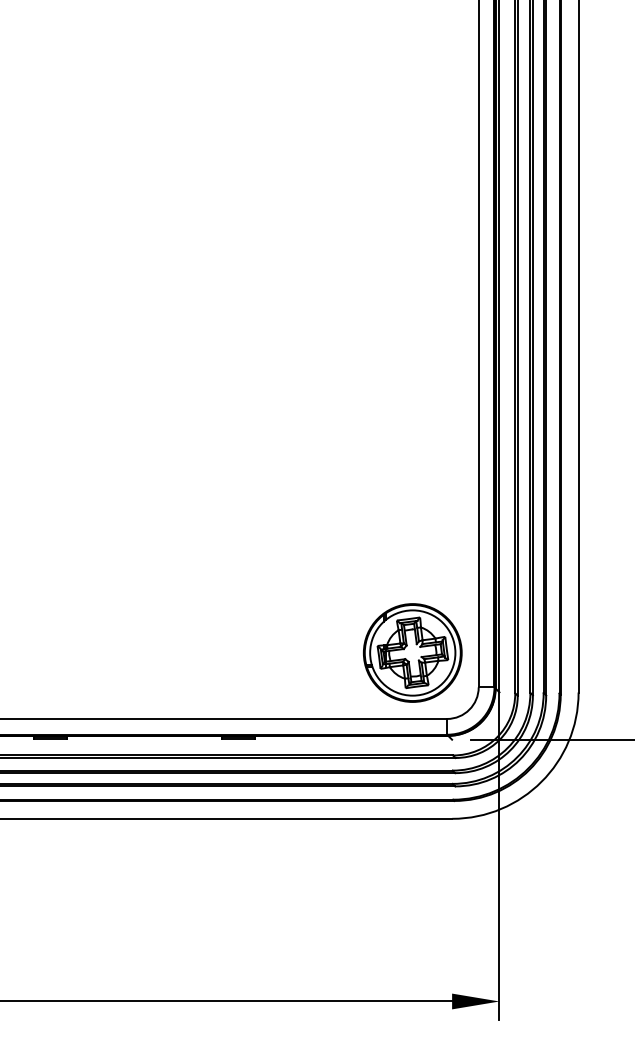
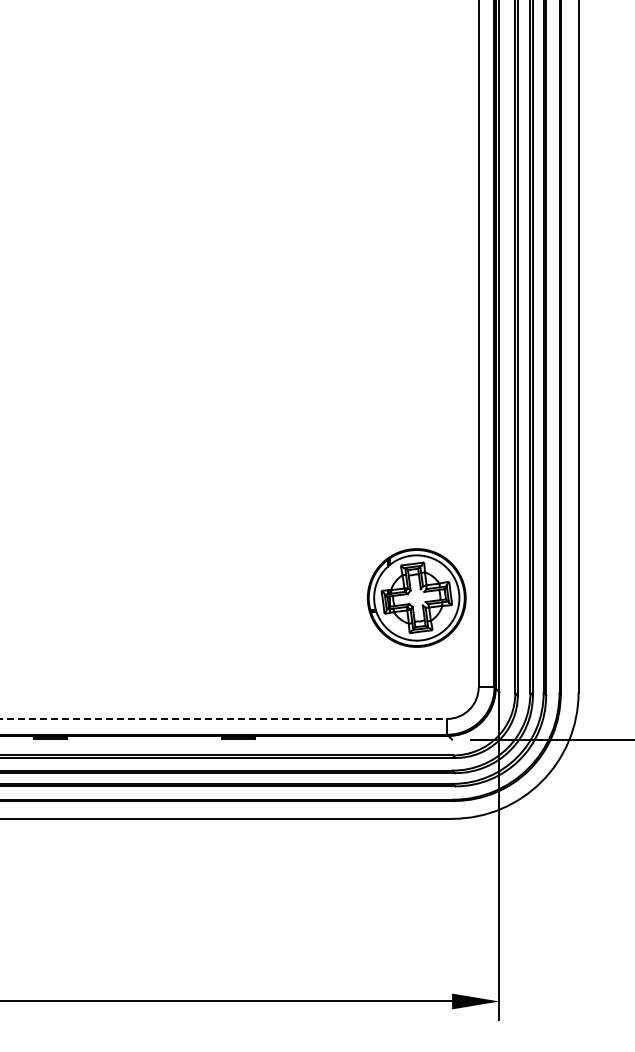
part position: (412, 652) -> (416, 597) (416, 597)
line: solid -> dashed (224, 718)
